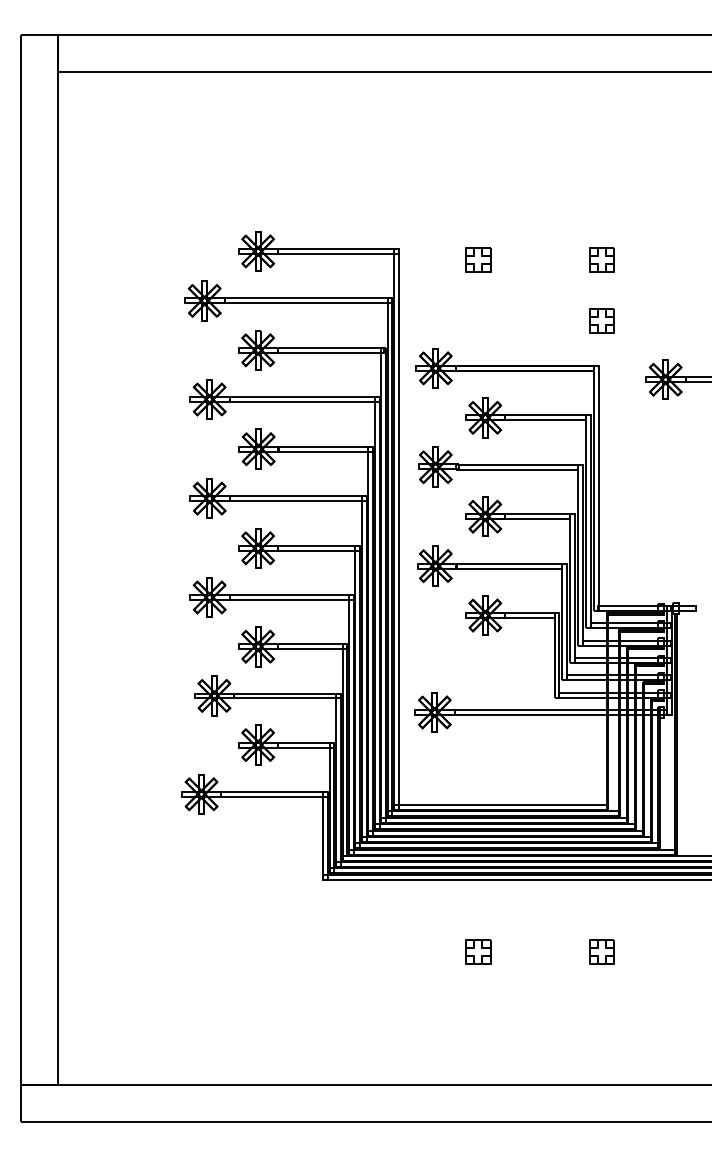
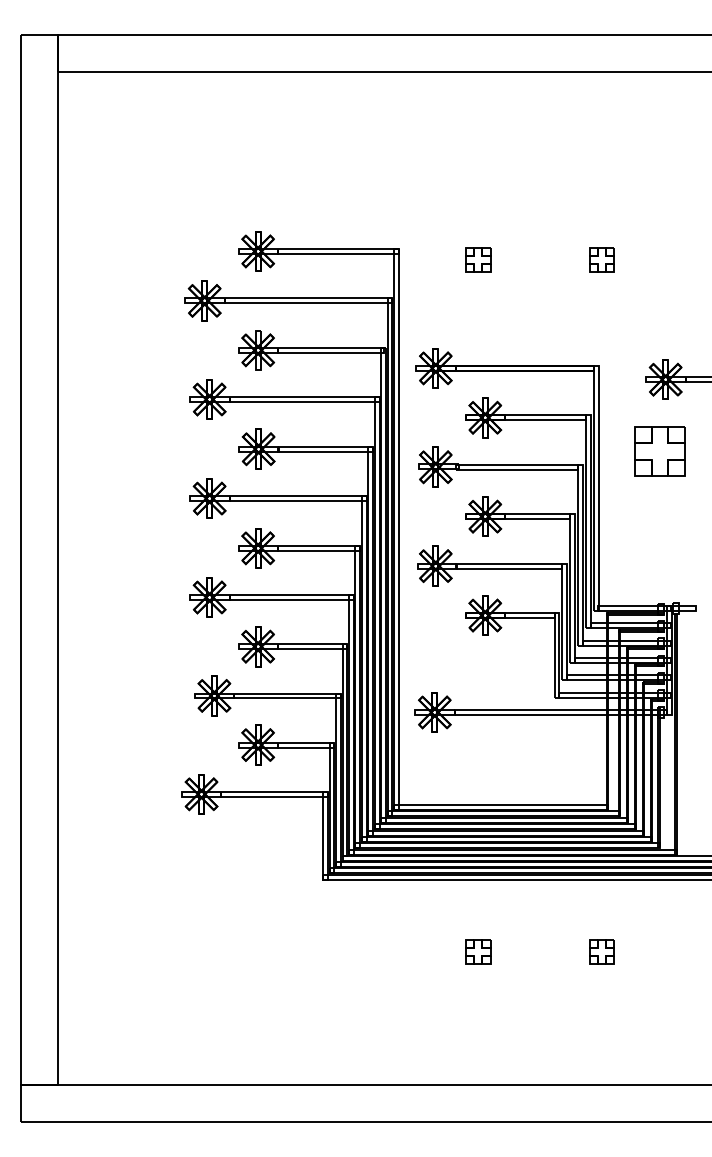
part: present -> none (601, 320)
part: none -> present (659, 451)
